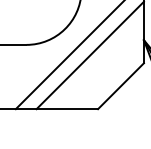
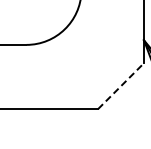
line: present -> none (68, 55)
line: present -> none (89, 55)
line: solid -> dashed (121, 85)
